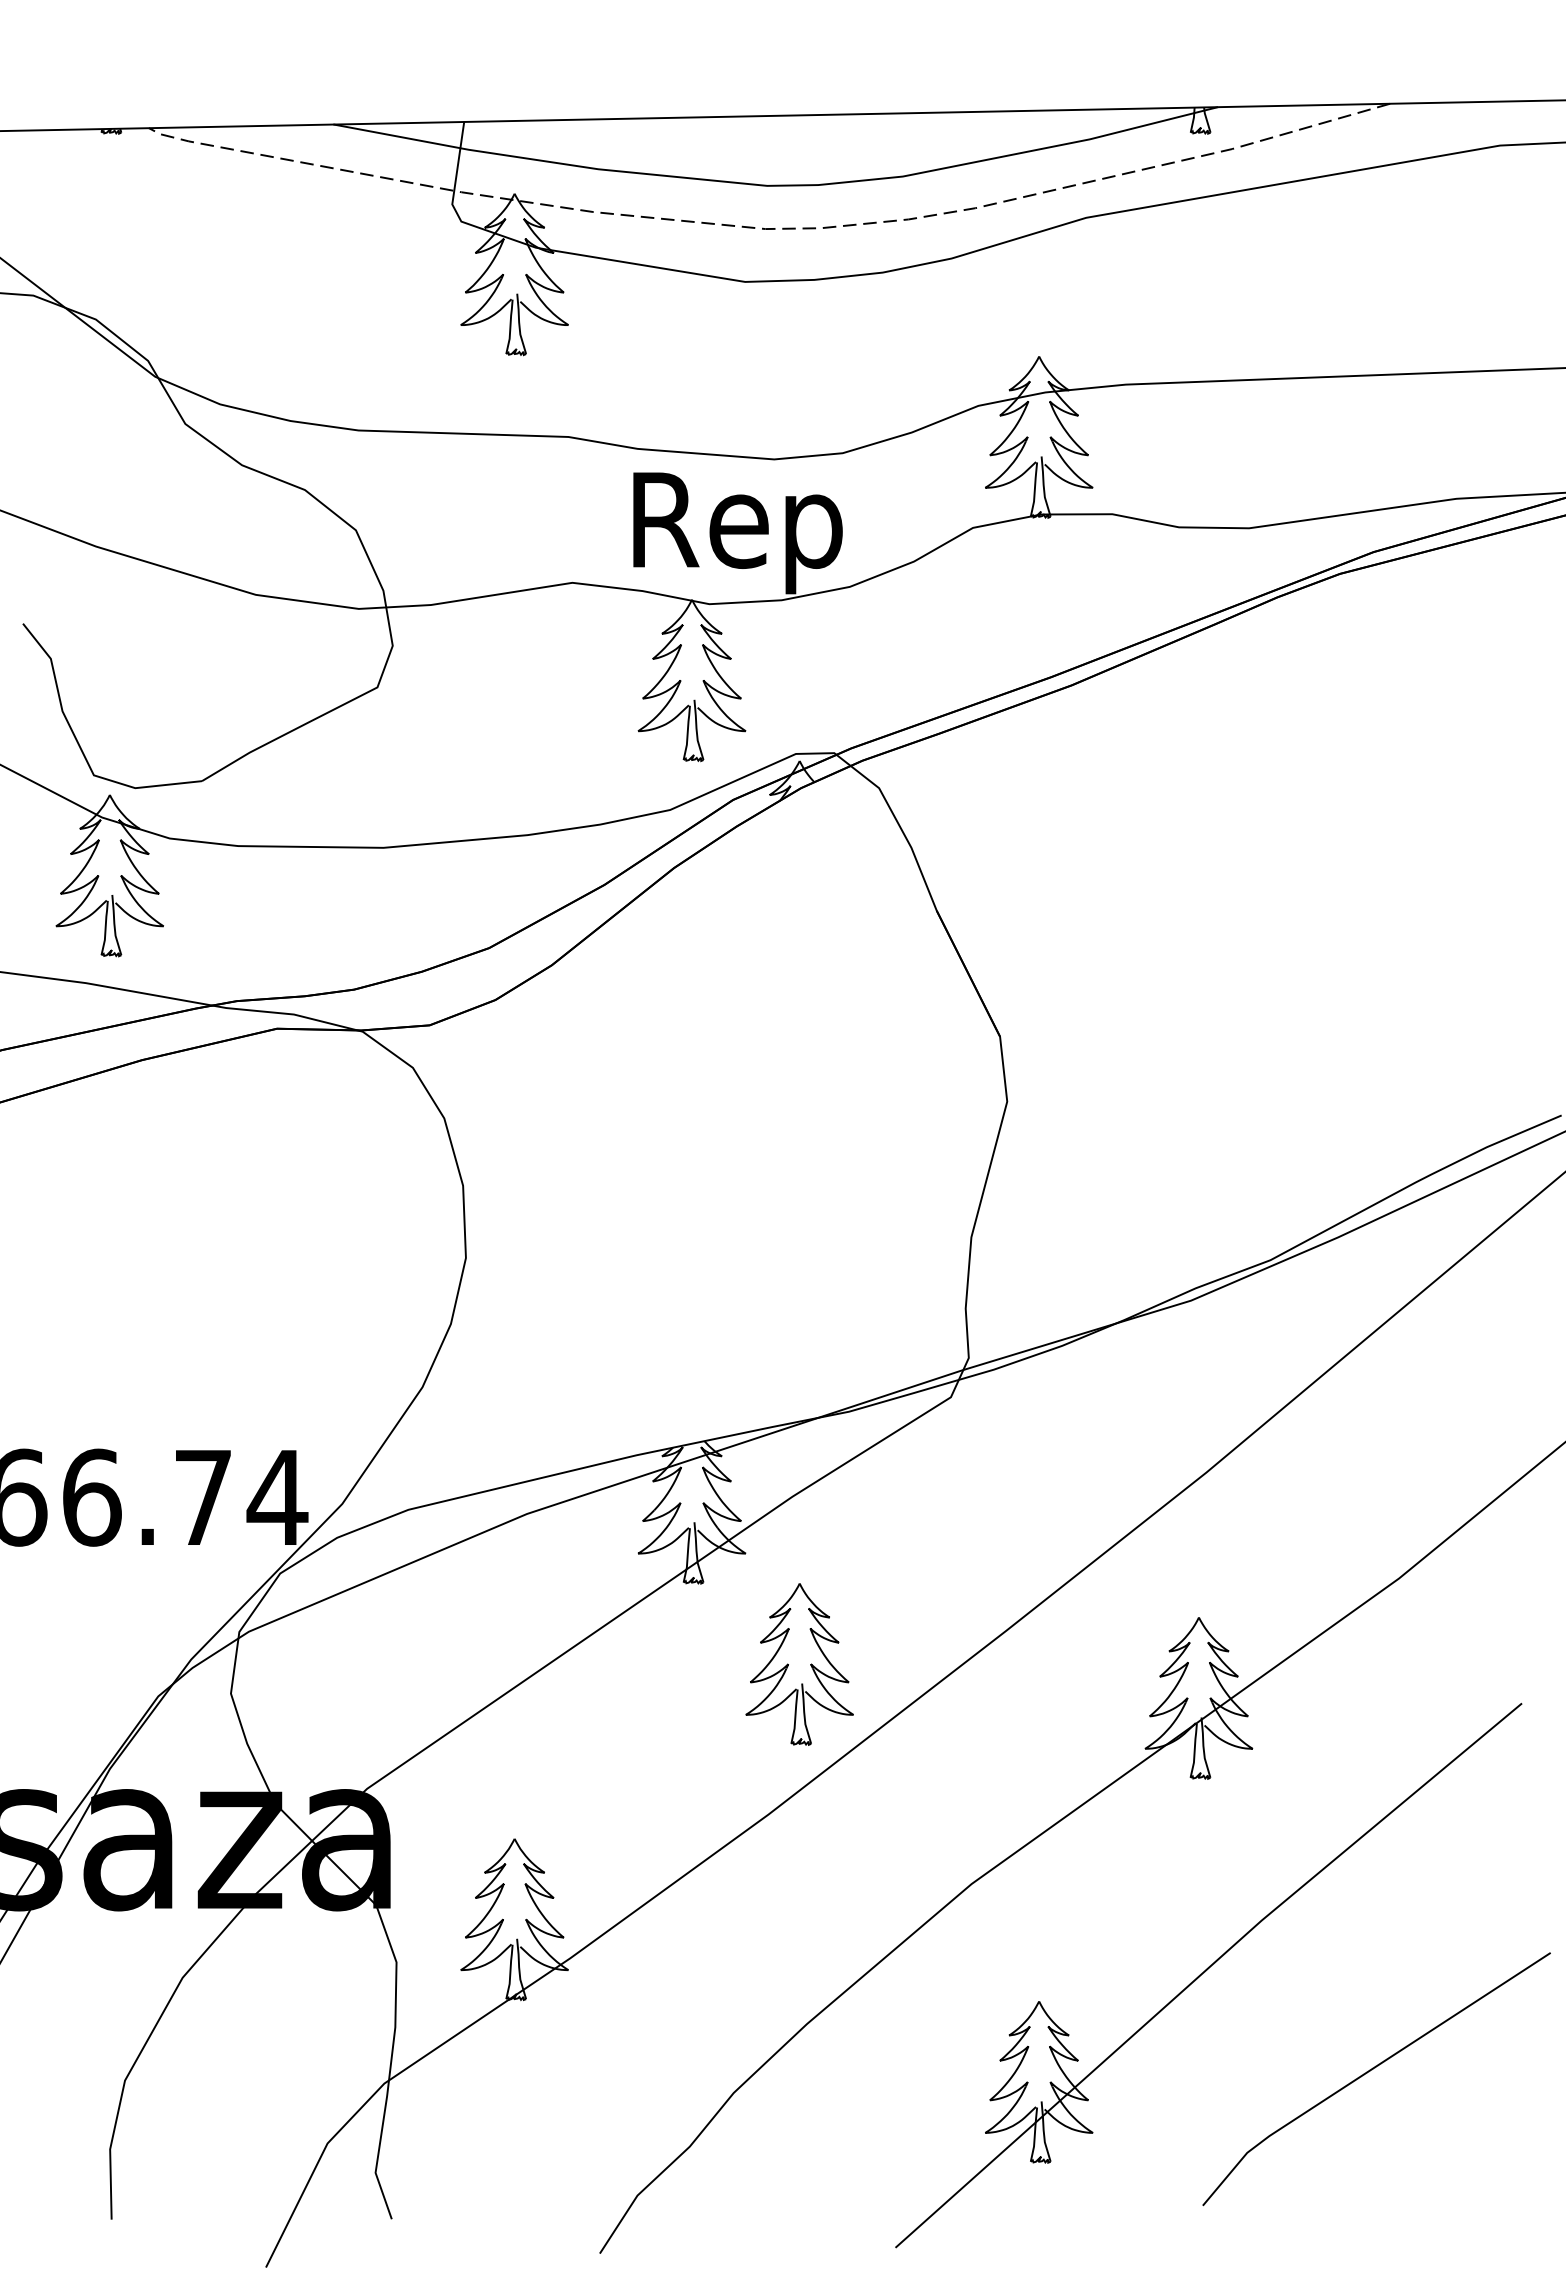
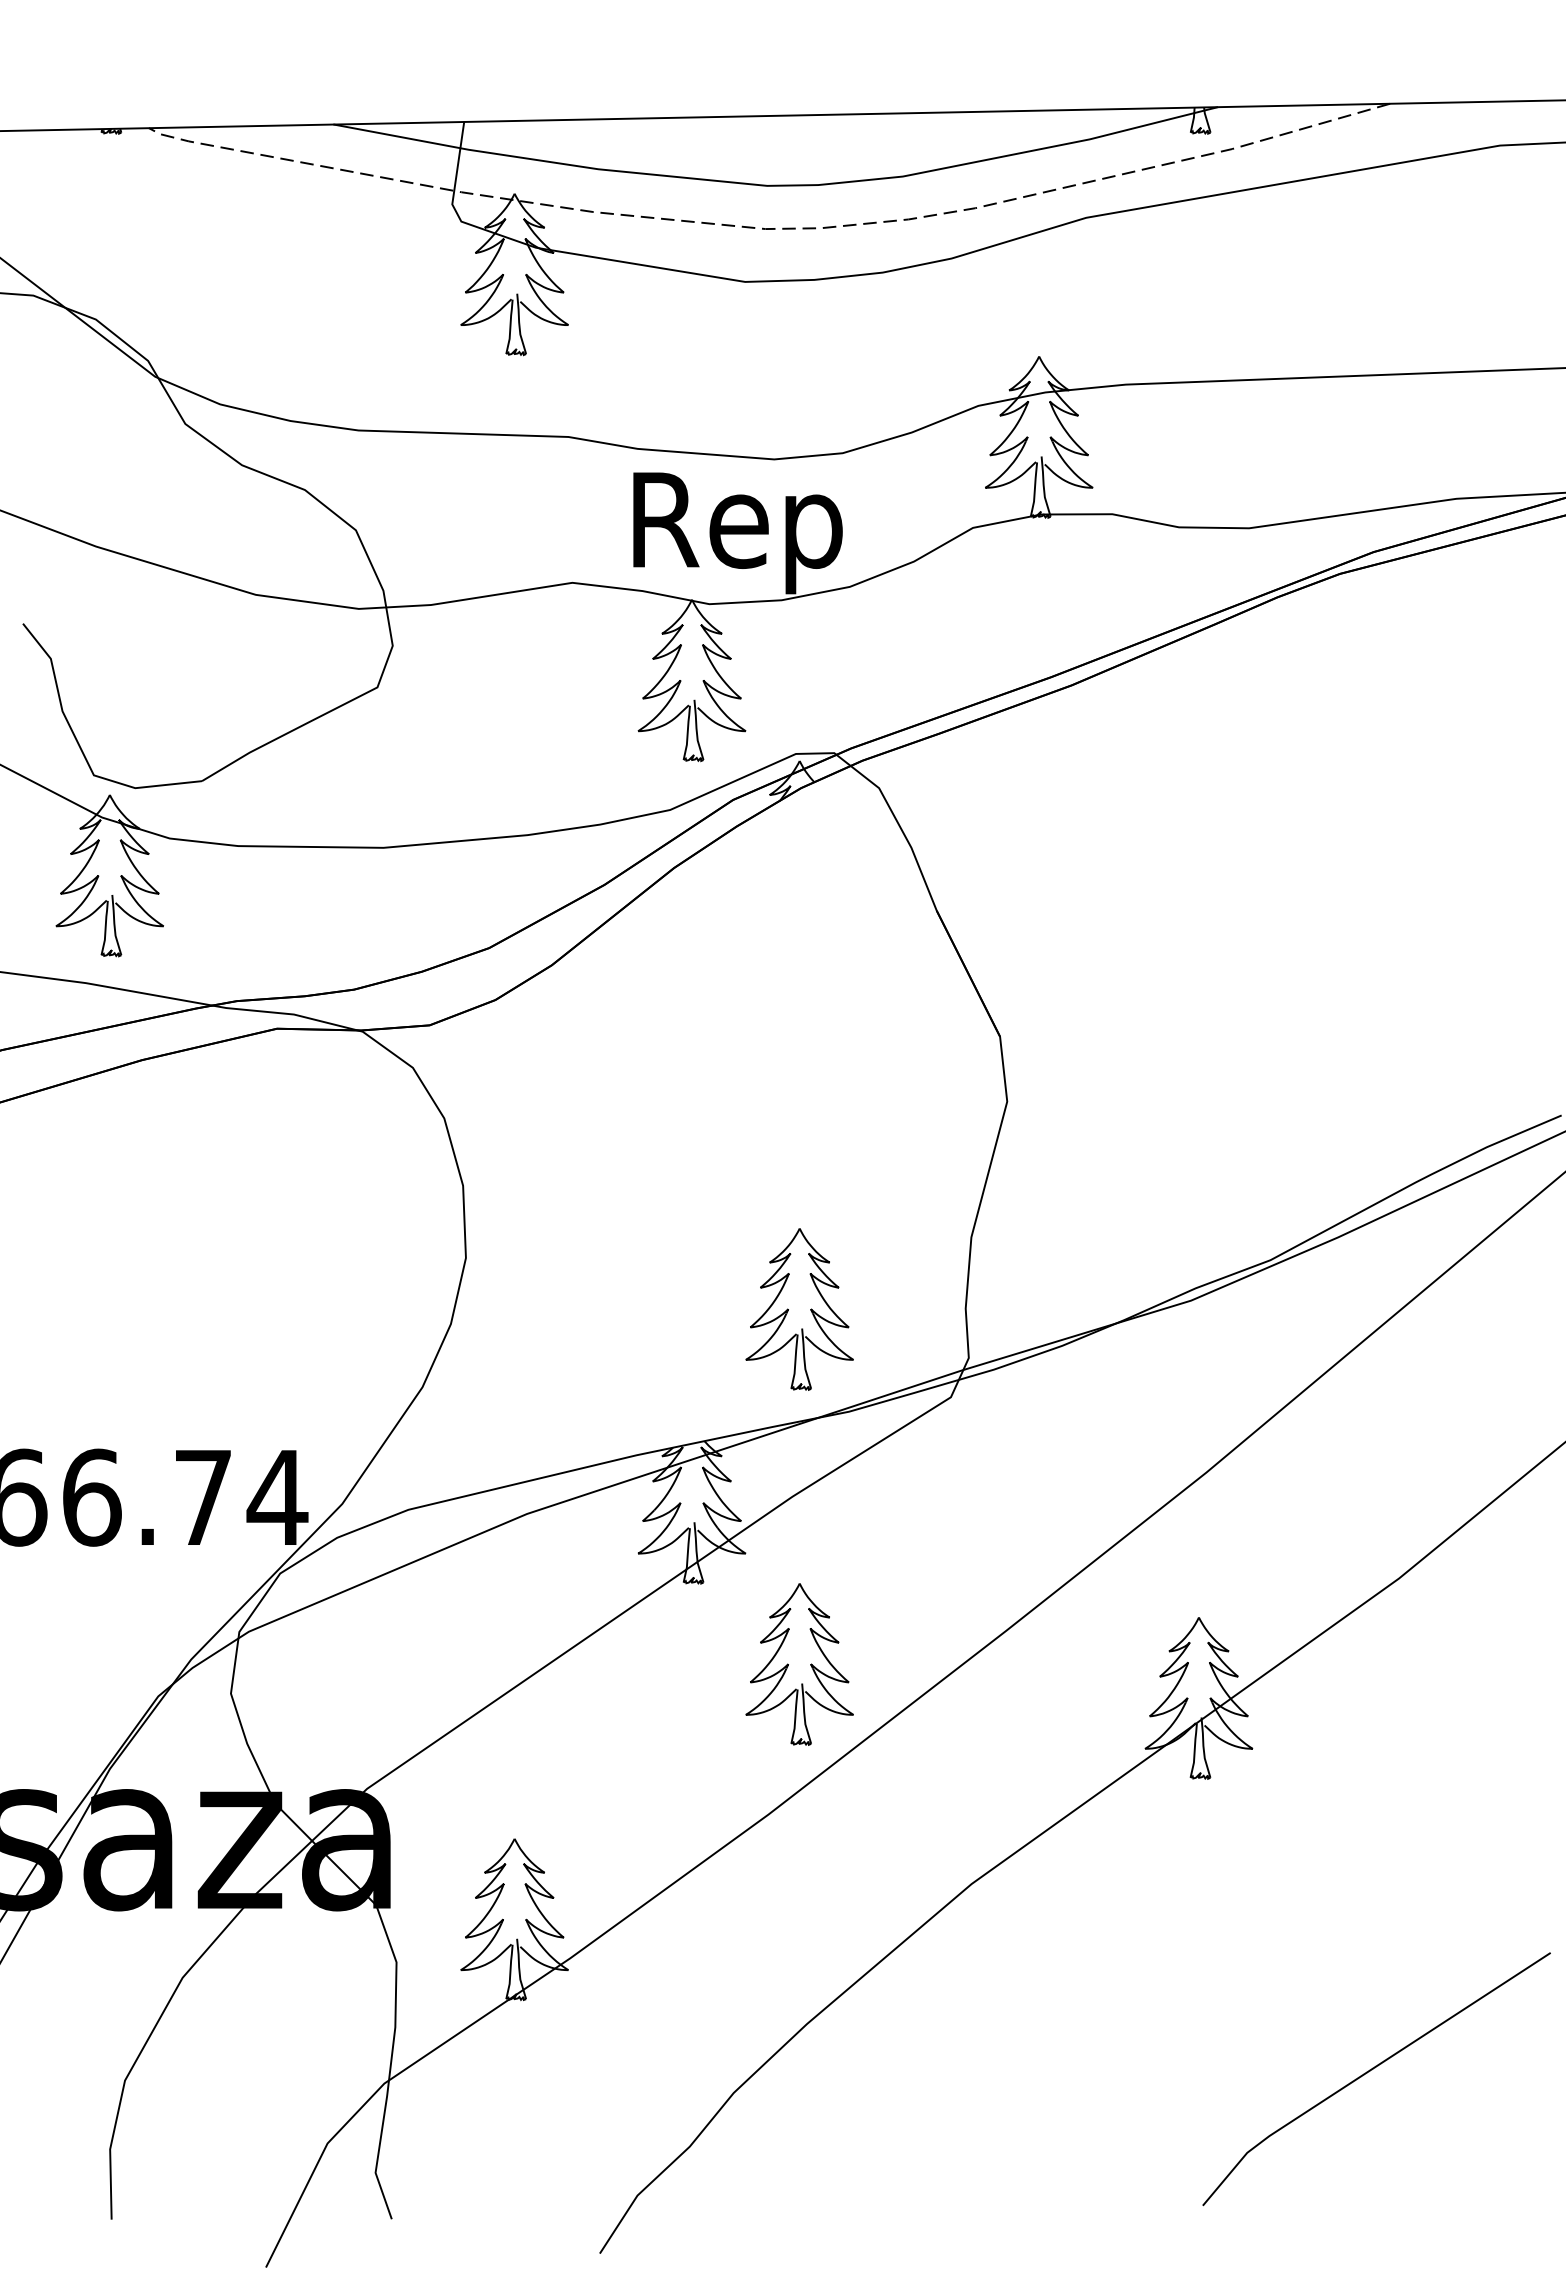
part: none -> present (788, 1309)
part: present -> none (1208, 1975)
